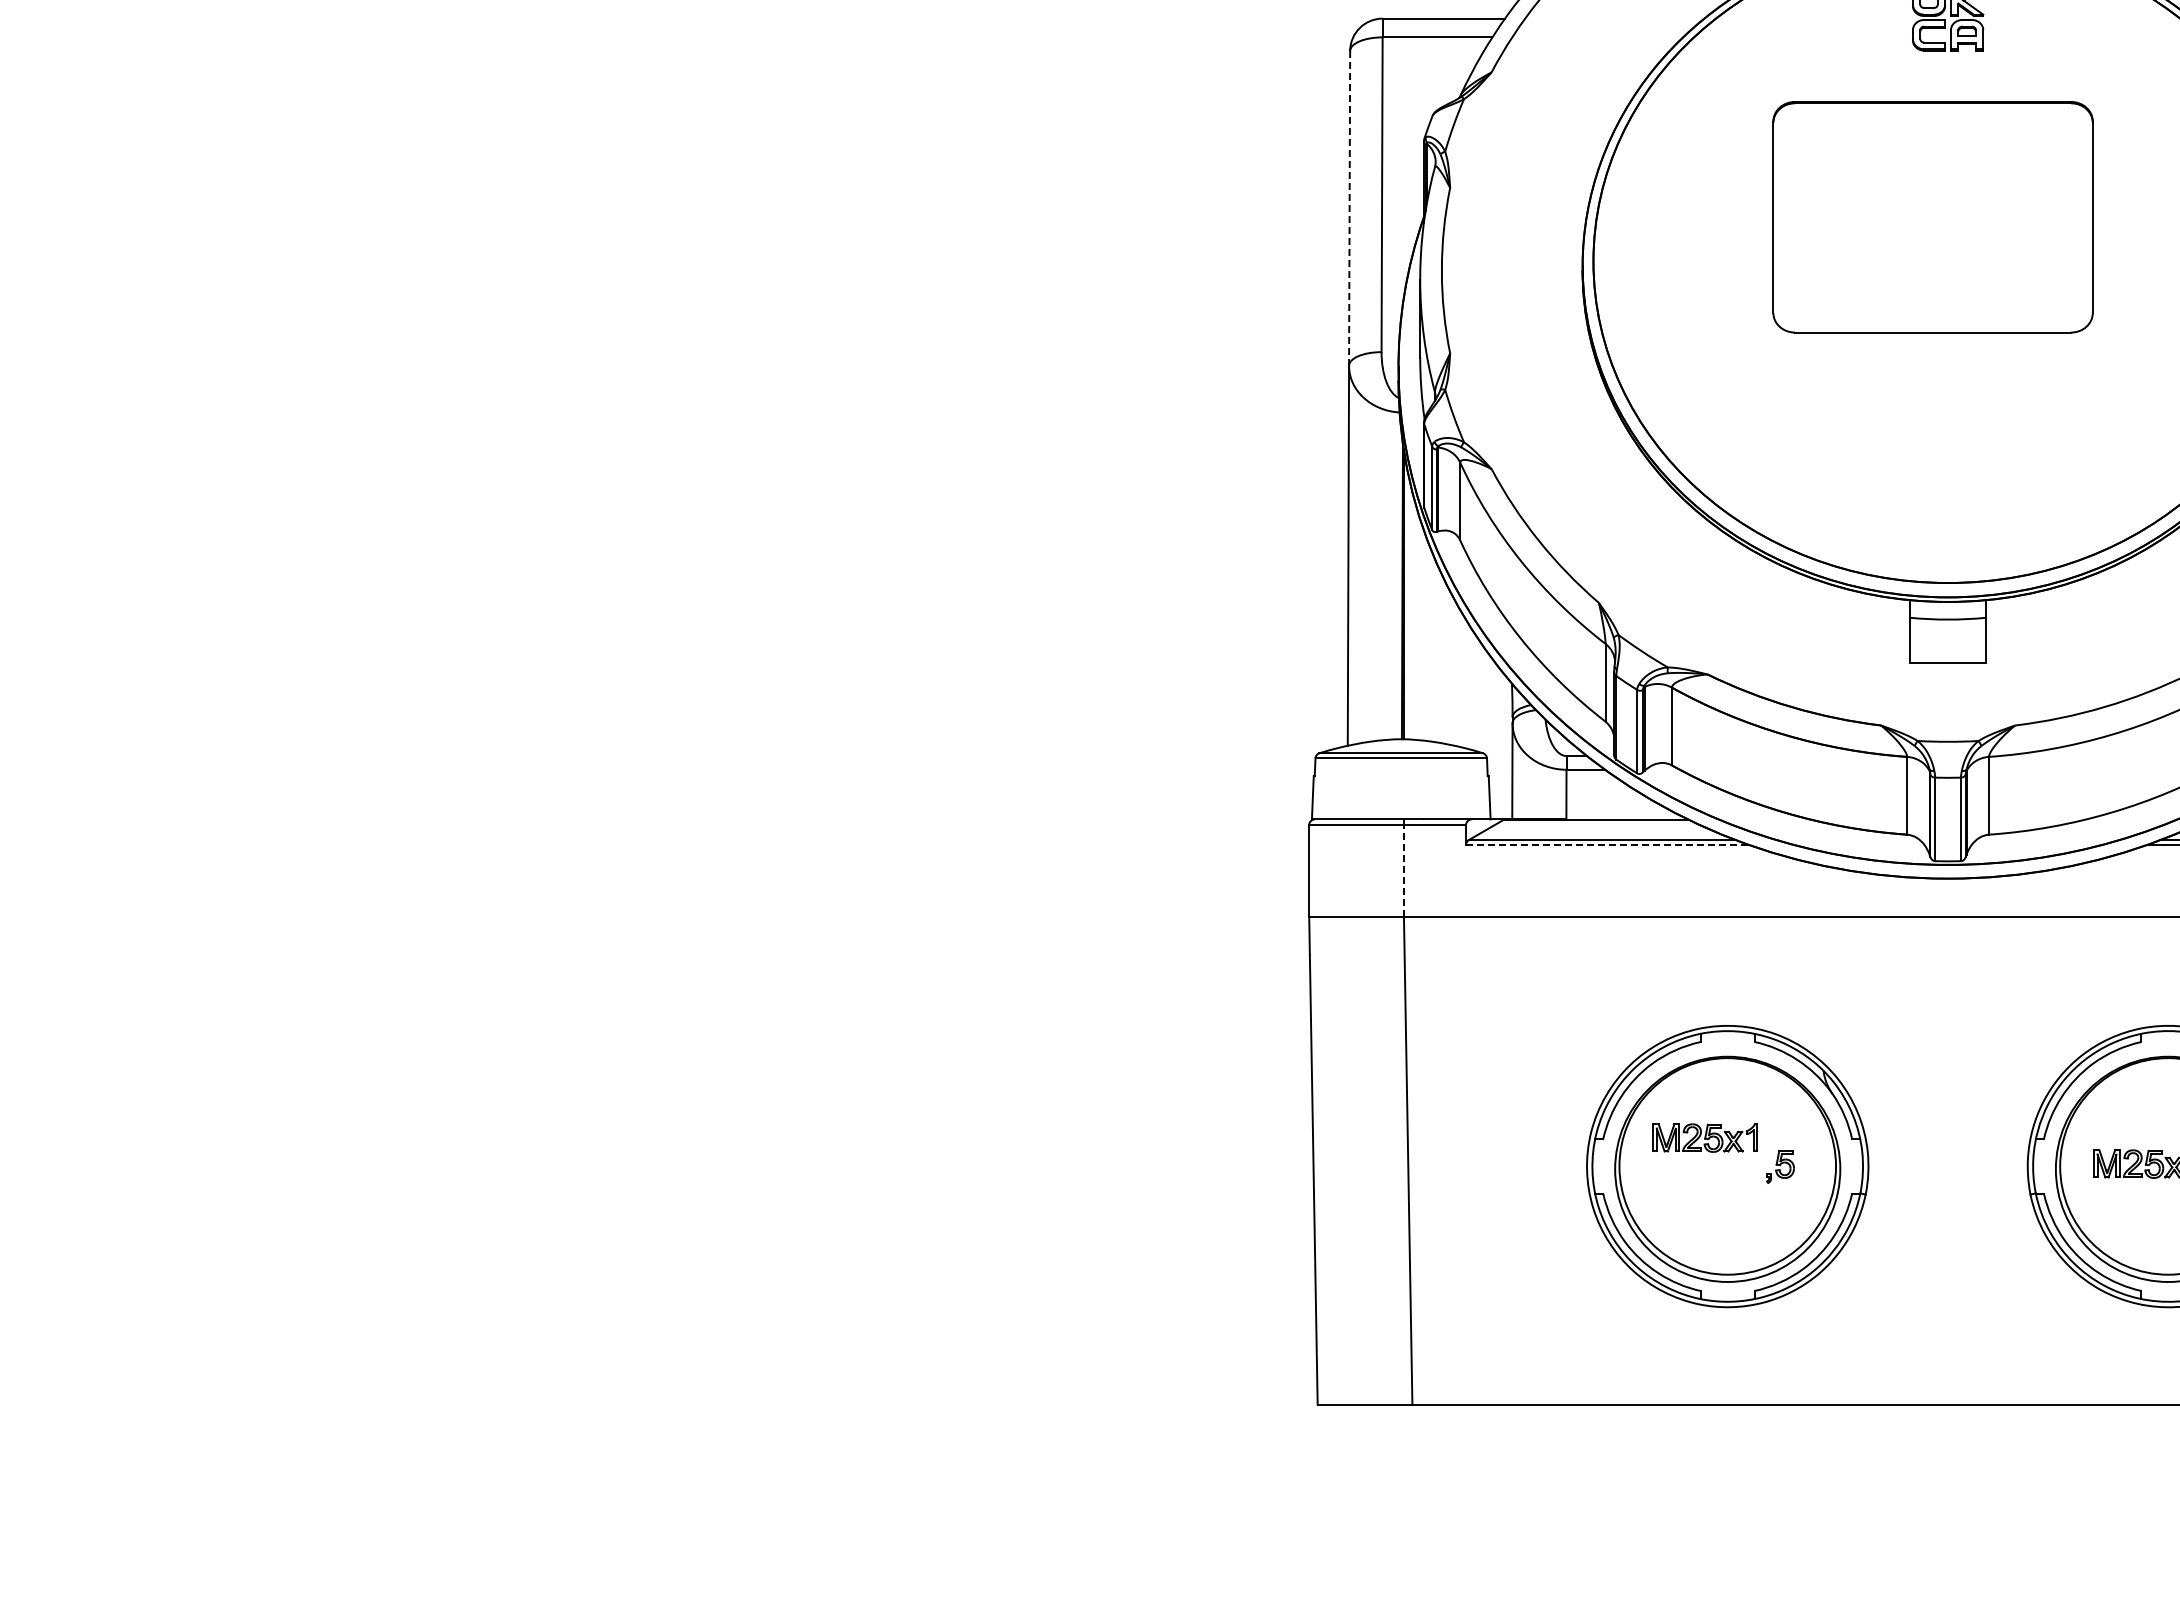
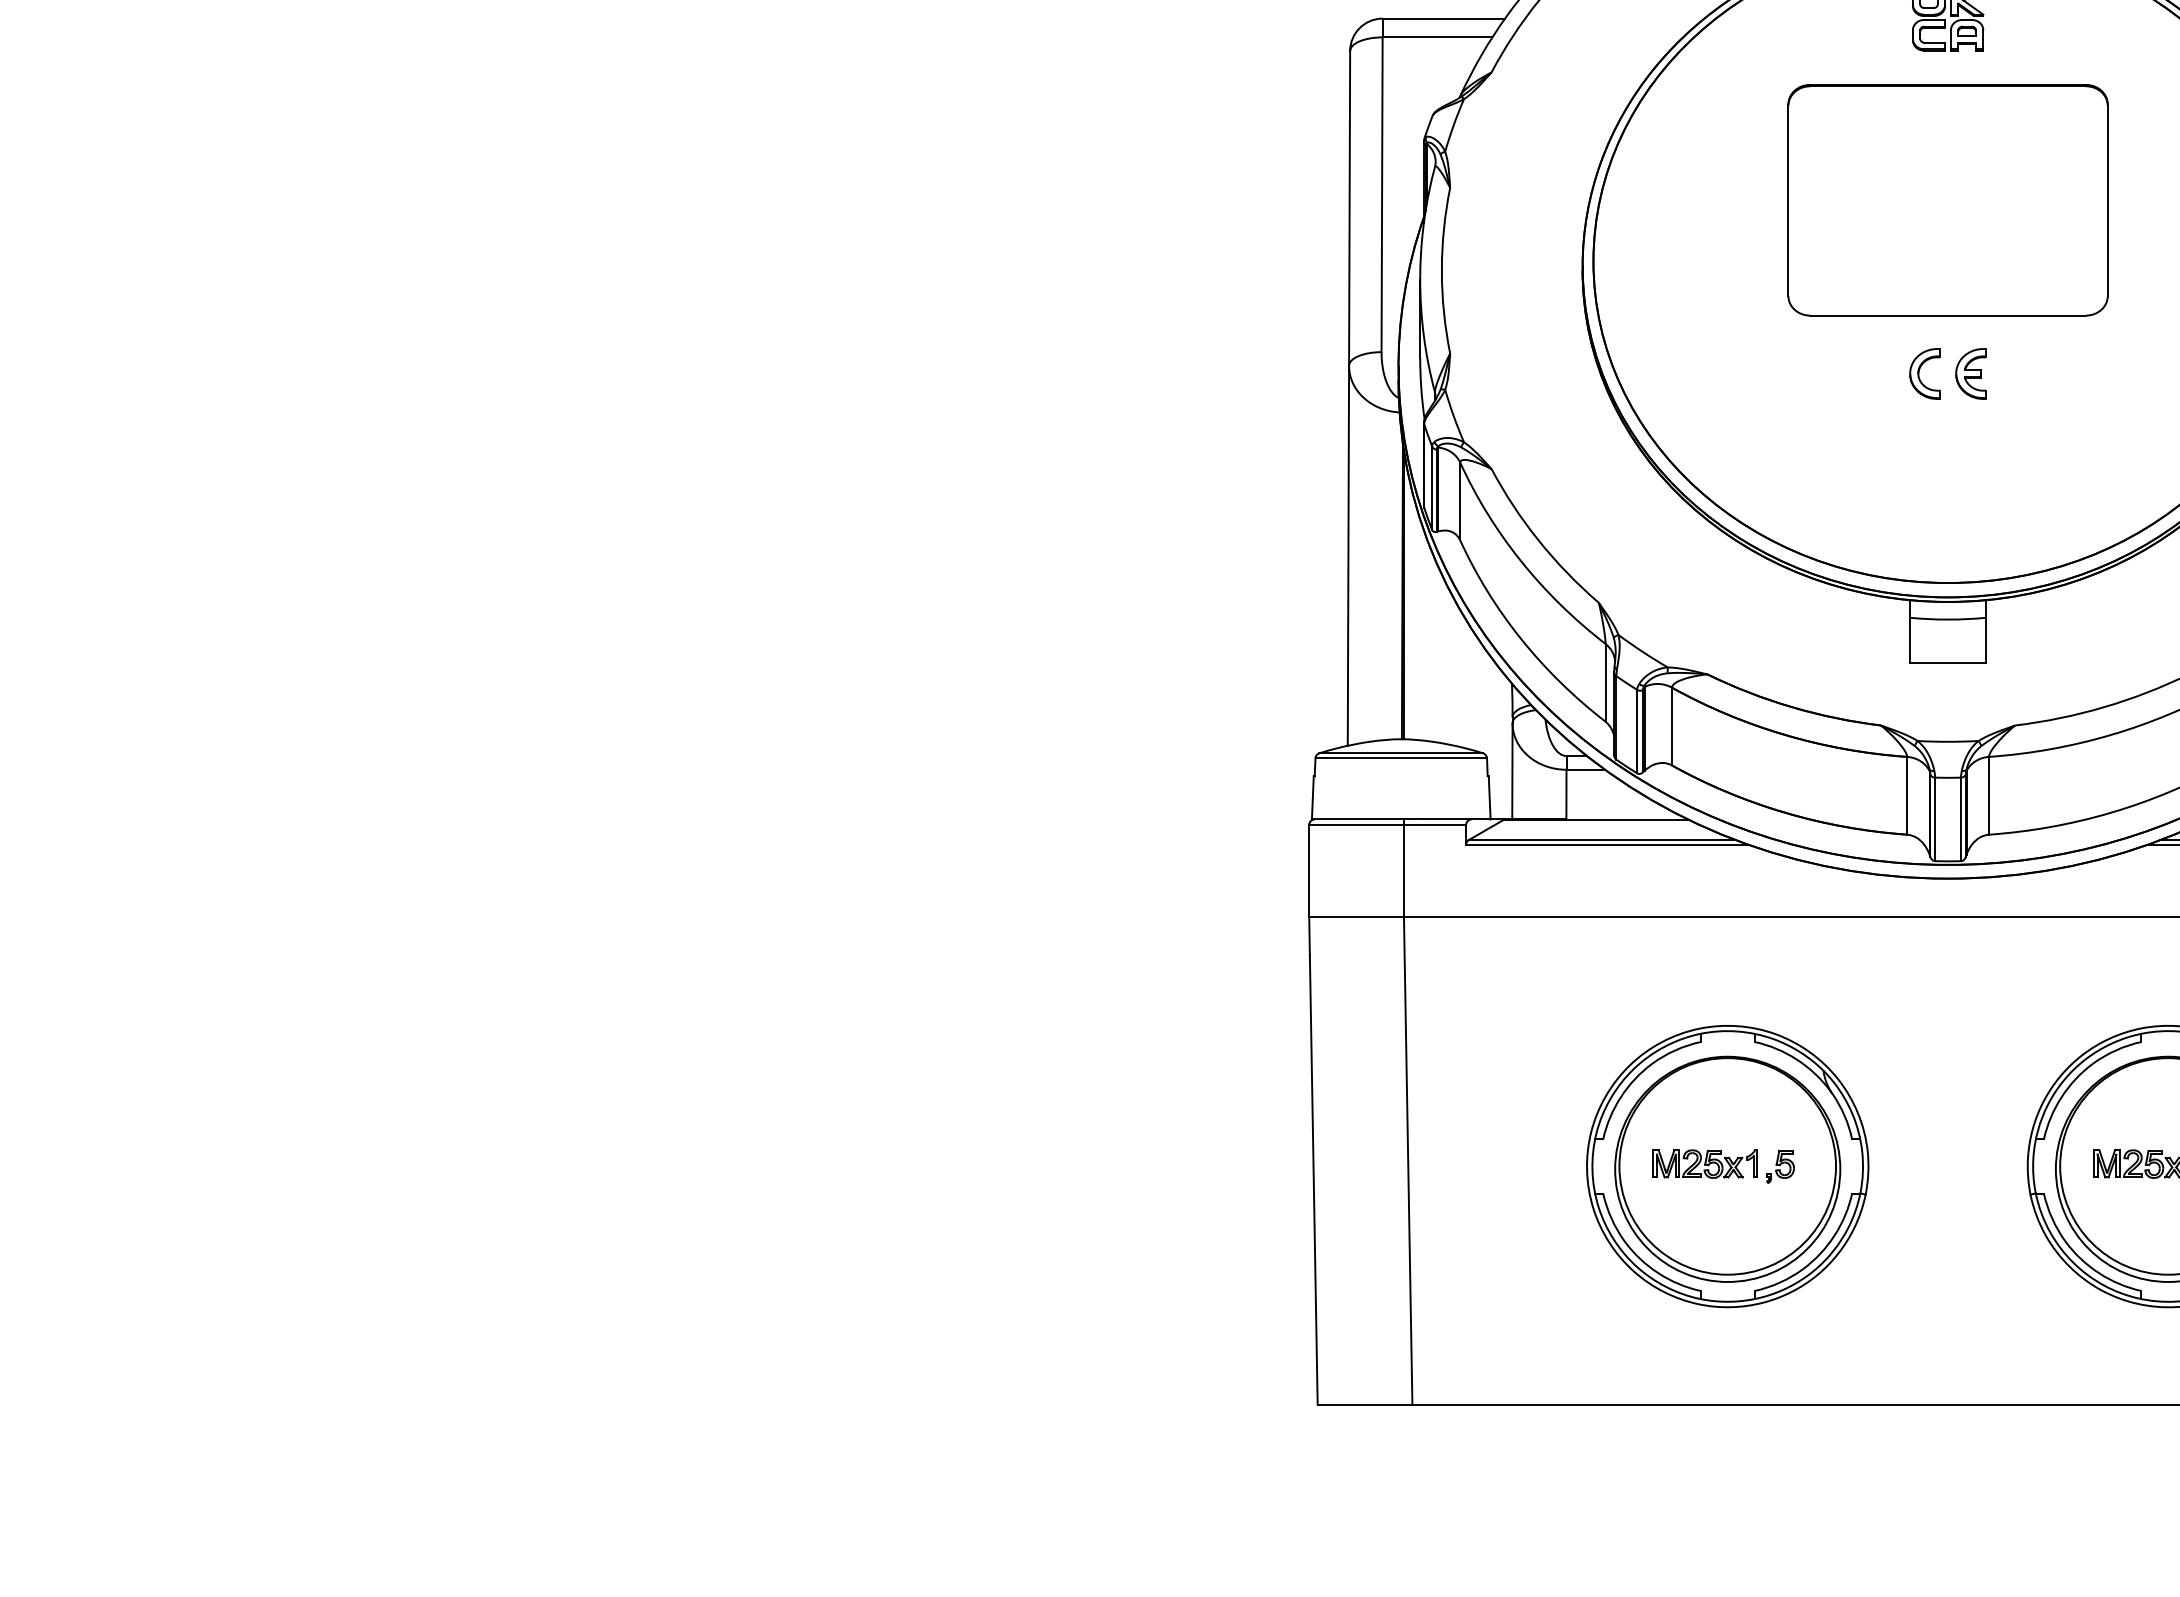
line: dashed -> solid (1349, 208)
part position: (1932, 217) -> (1947, 200) (1947, 200)
part: none -> present (1924, 373)
part: none -> present (1970, 373)
line: dashed -> solid (1607, 844)
line: dashed -> solid (1403, 870)
part position: (1704, 1137) -> (1704, 1163) (1704, 1163)
